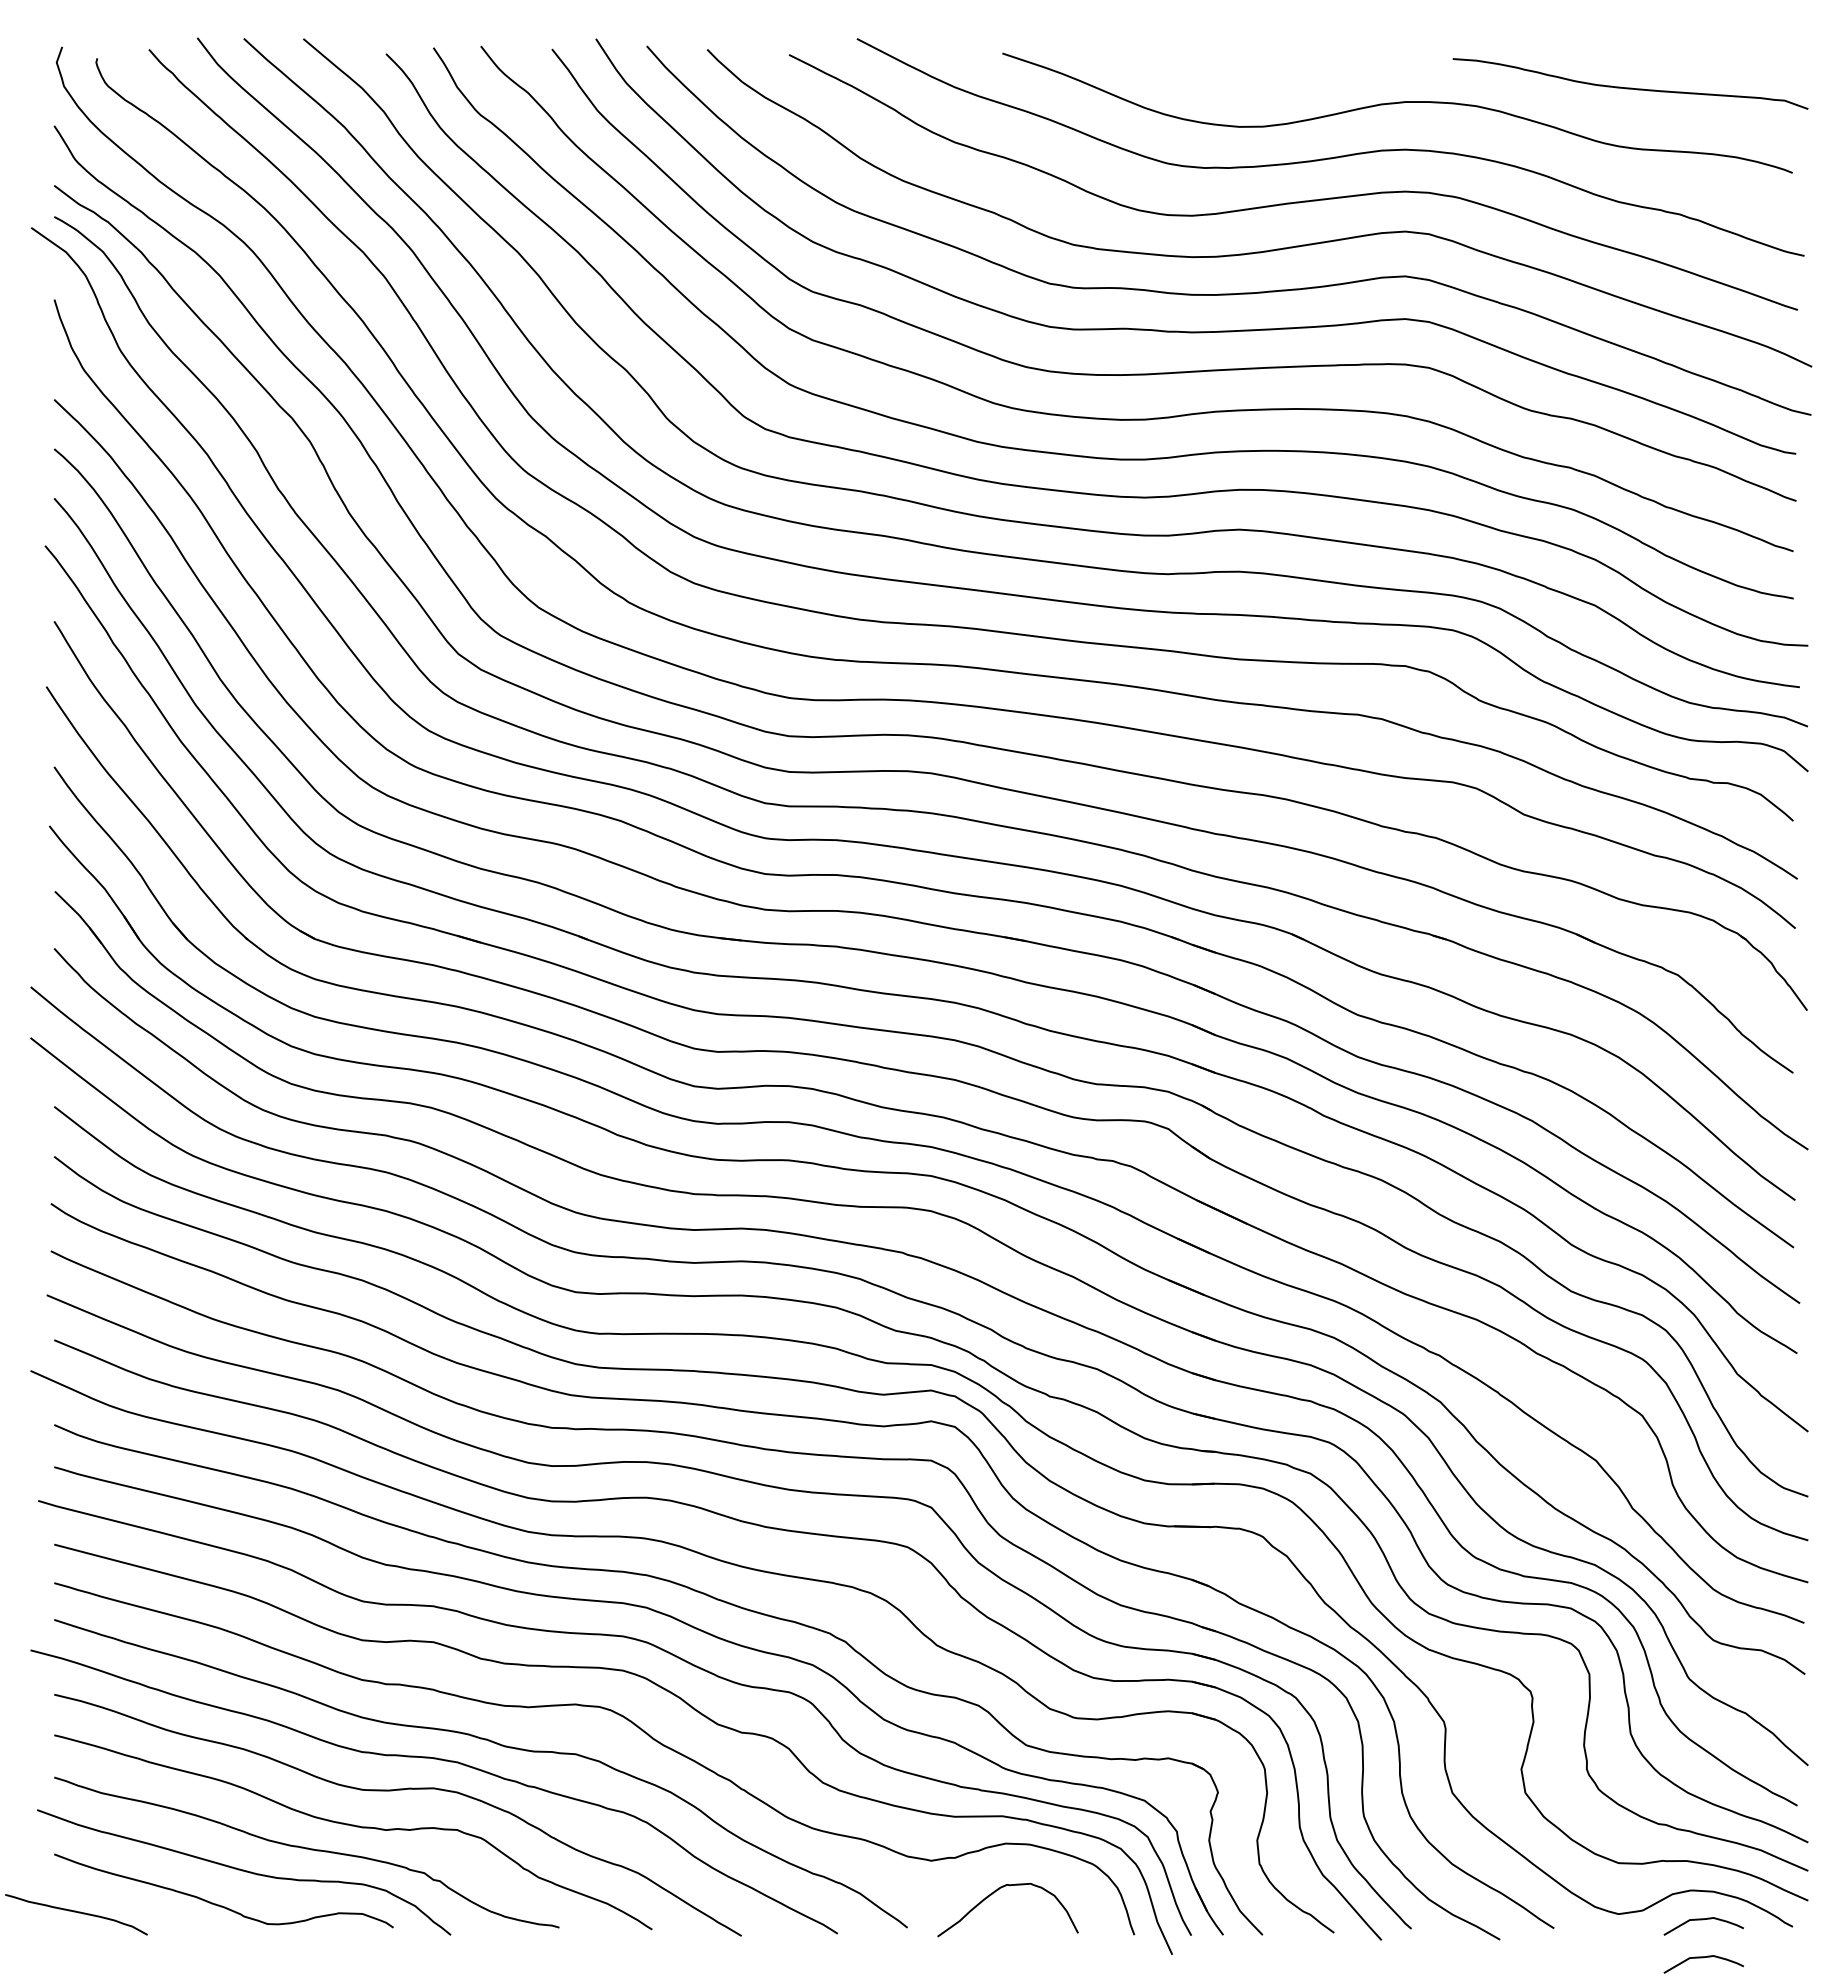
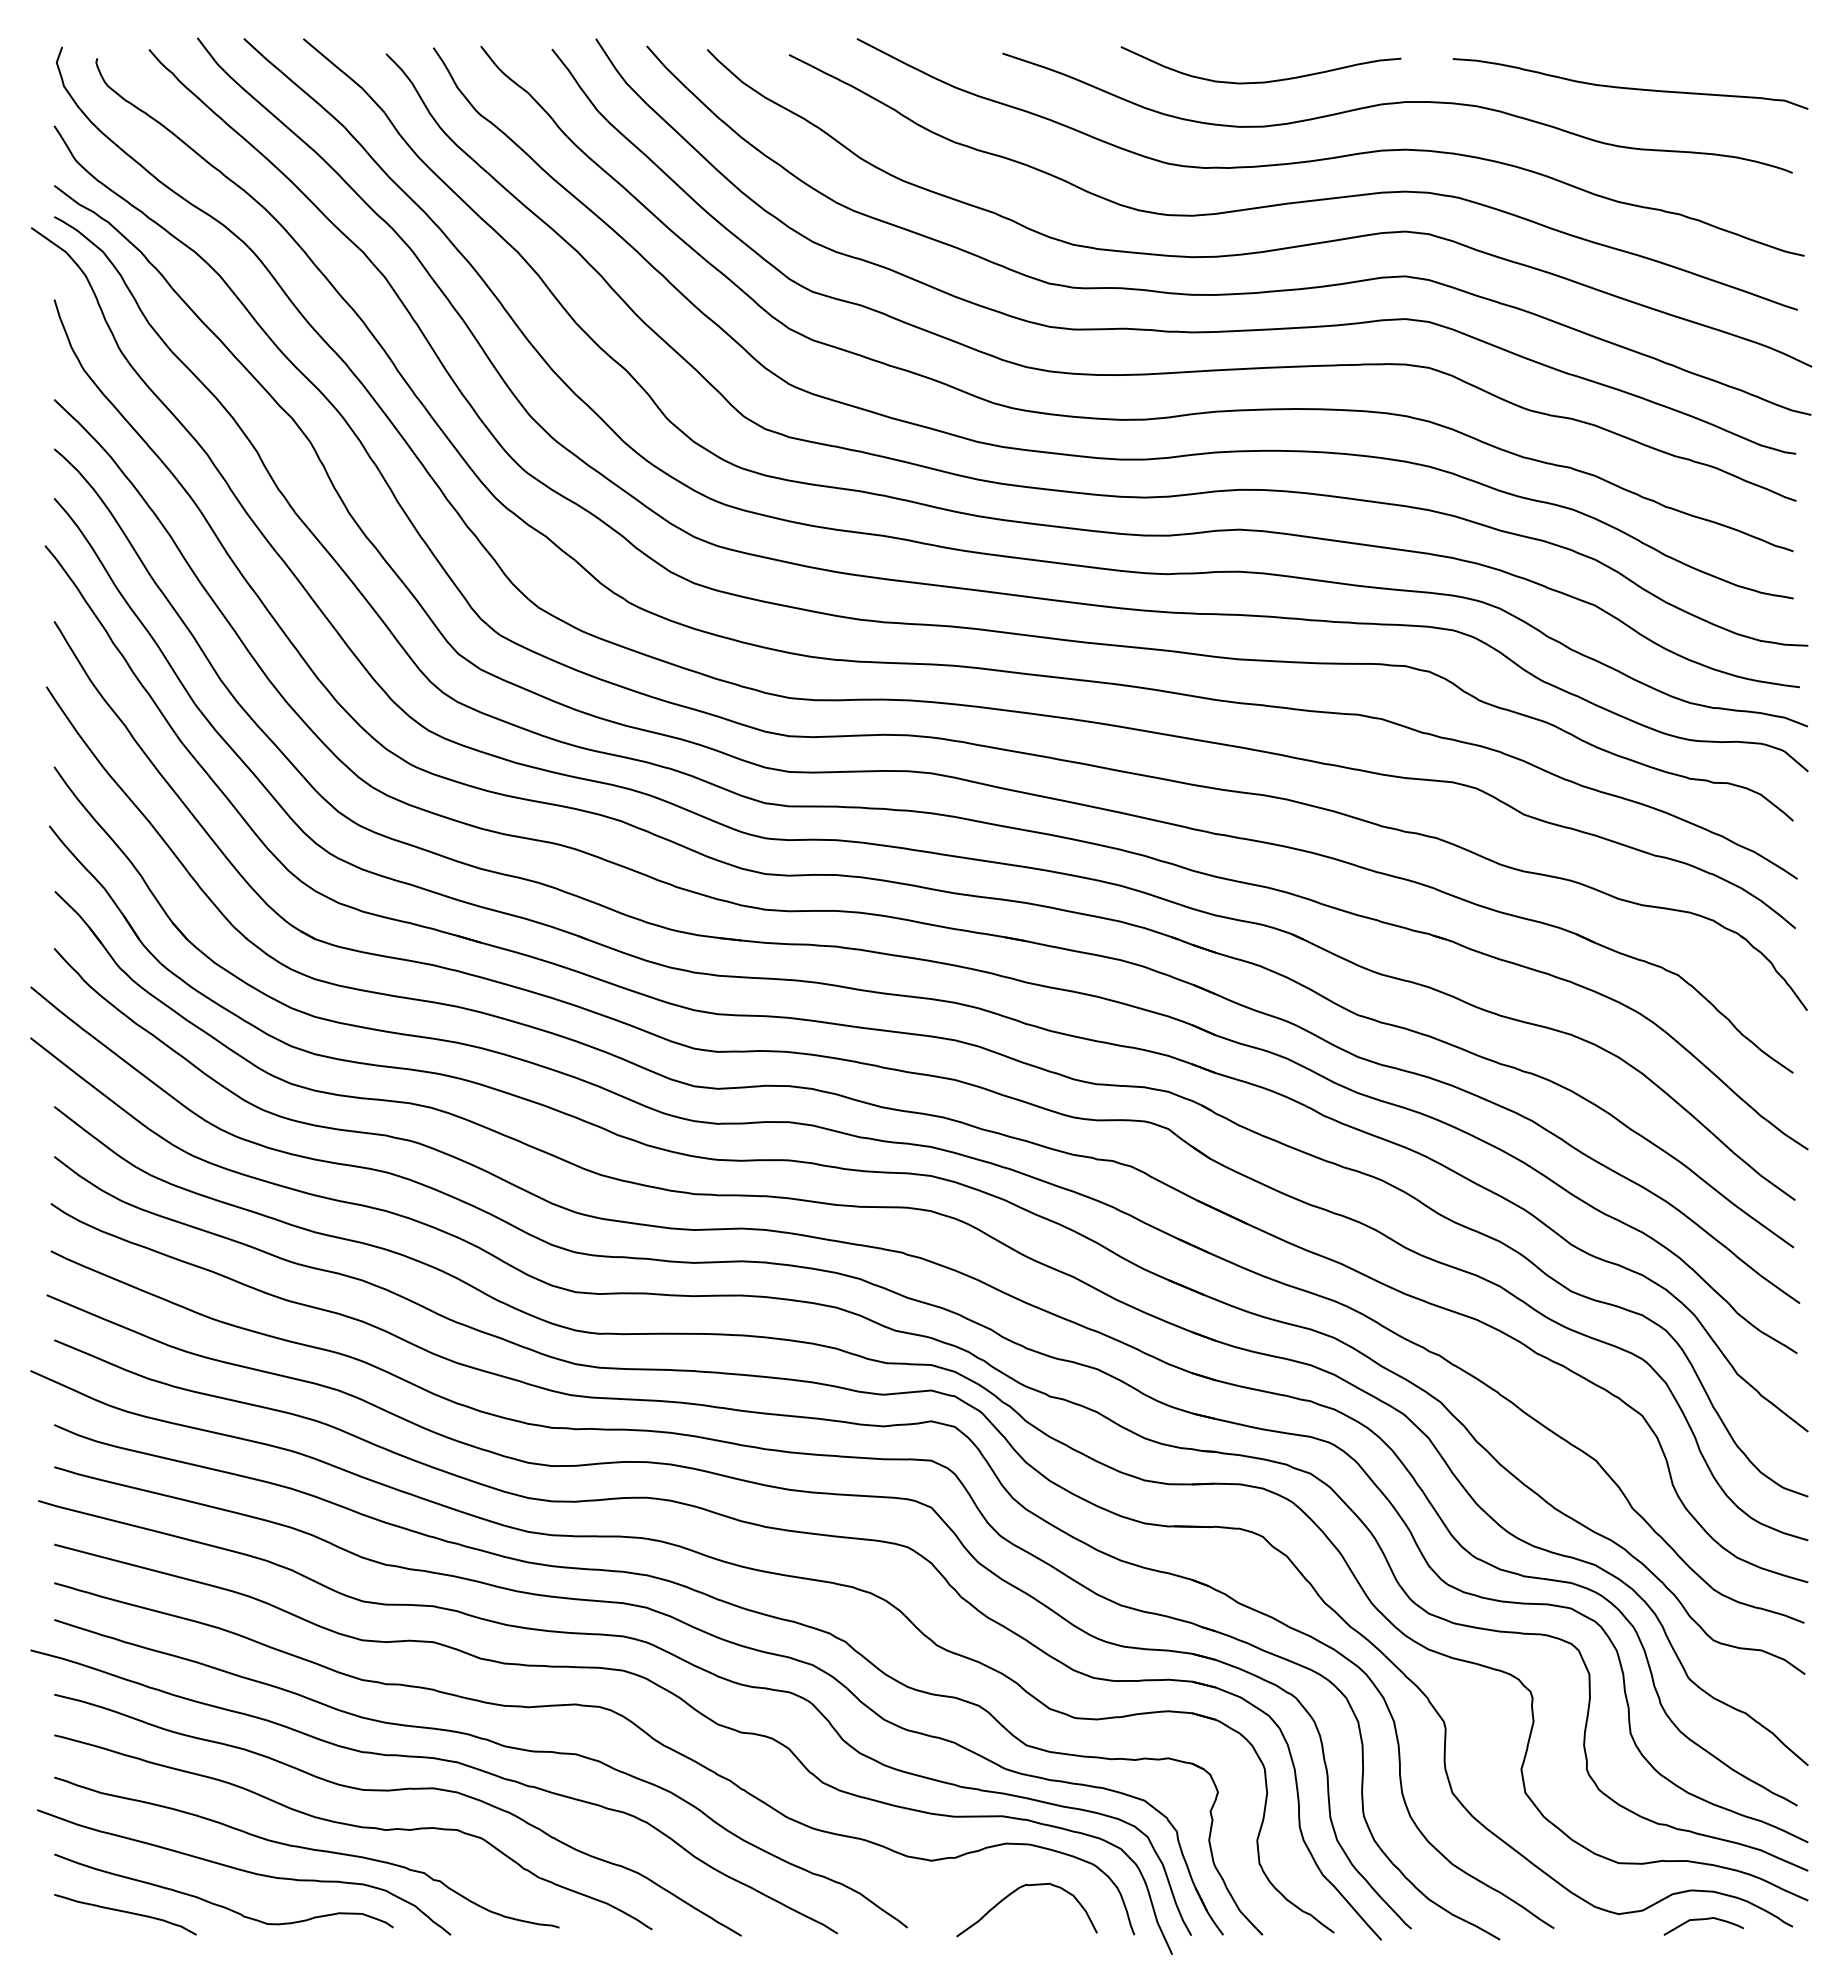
curve: none -> present (1260, 81)
curve position: (994, 1893) -> (1013, 1893) (1013, 1893)
curve position: (76, 1912) -> (125, 1912) (125, 1912)
curve: present -> none (1703, 1958)
